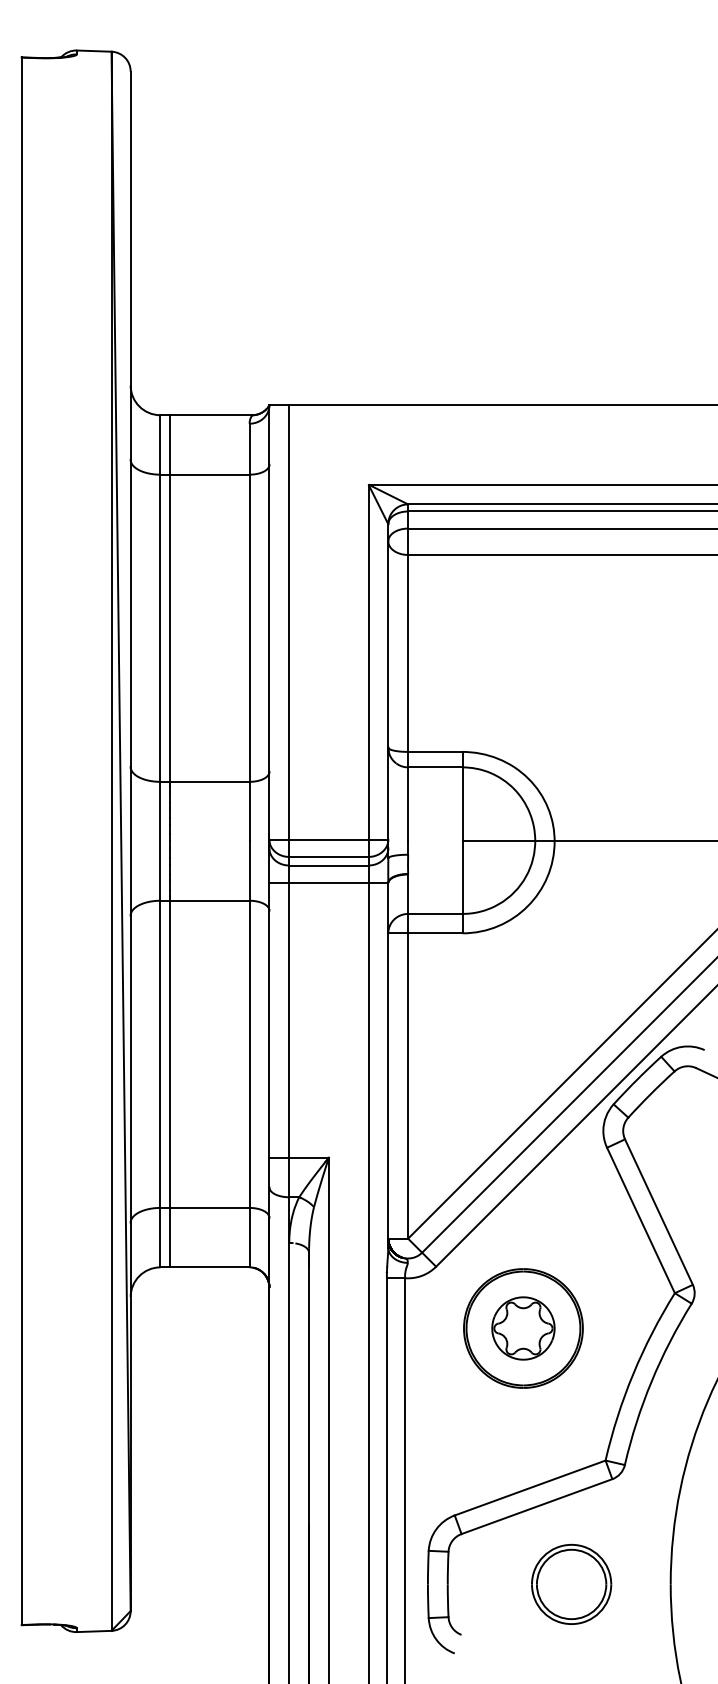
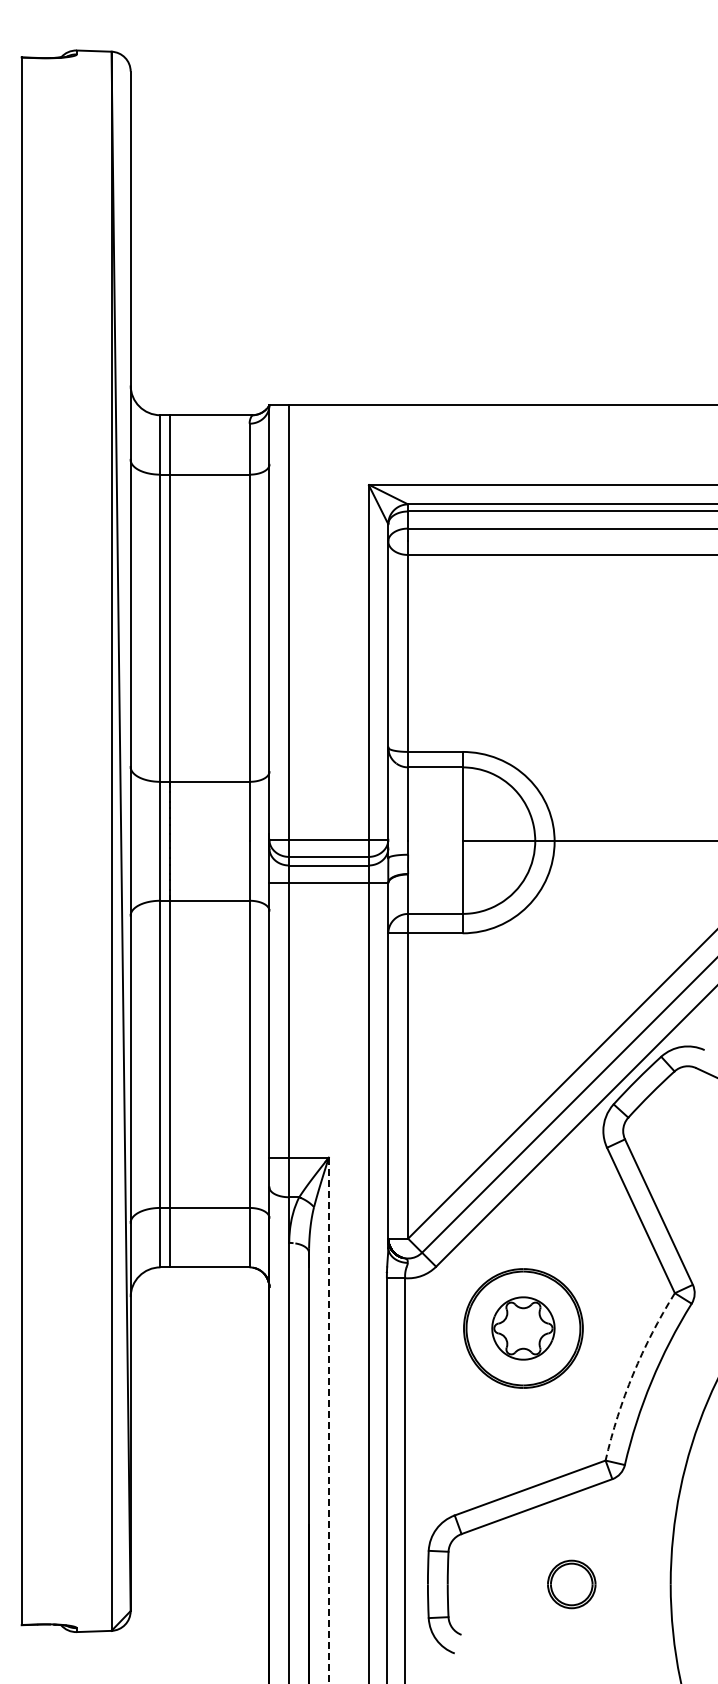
arc: solid -> dashed (633, 1374)
line: solid -> dashed (328, 1420)
part size: 82x81 px -> 50x51 px (571, 1584)
